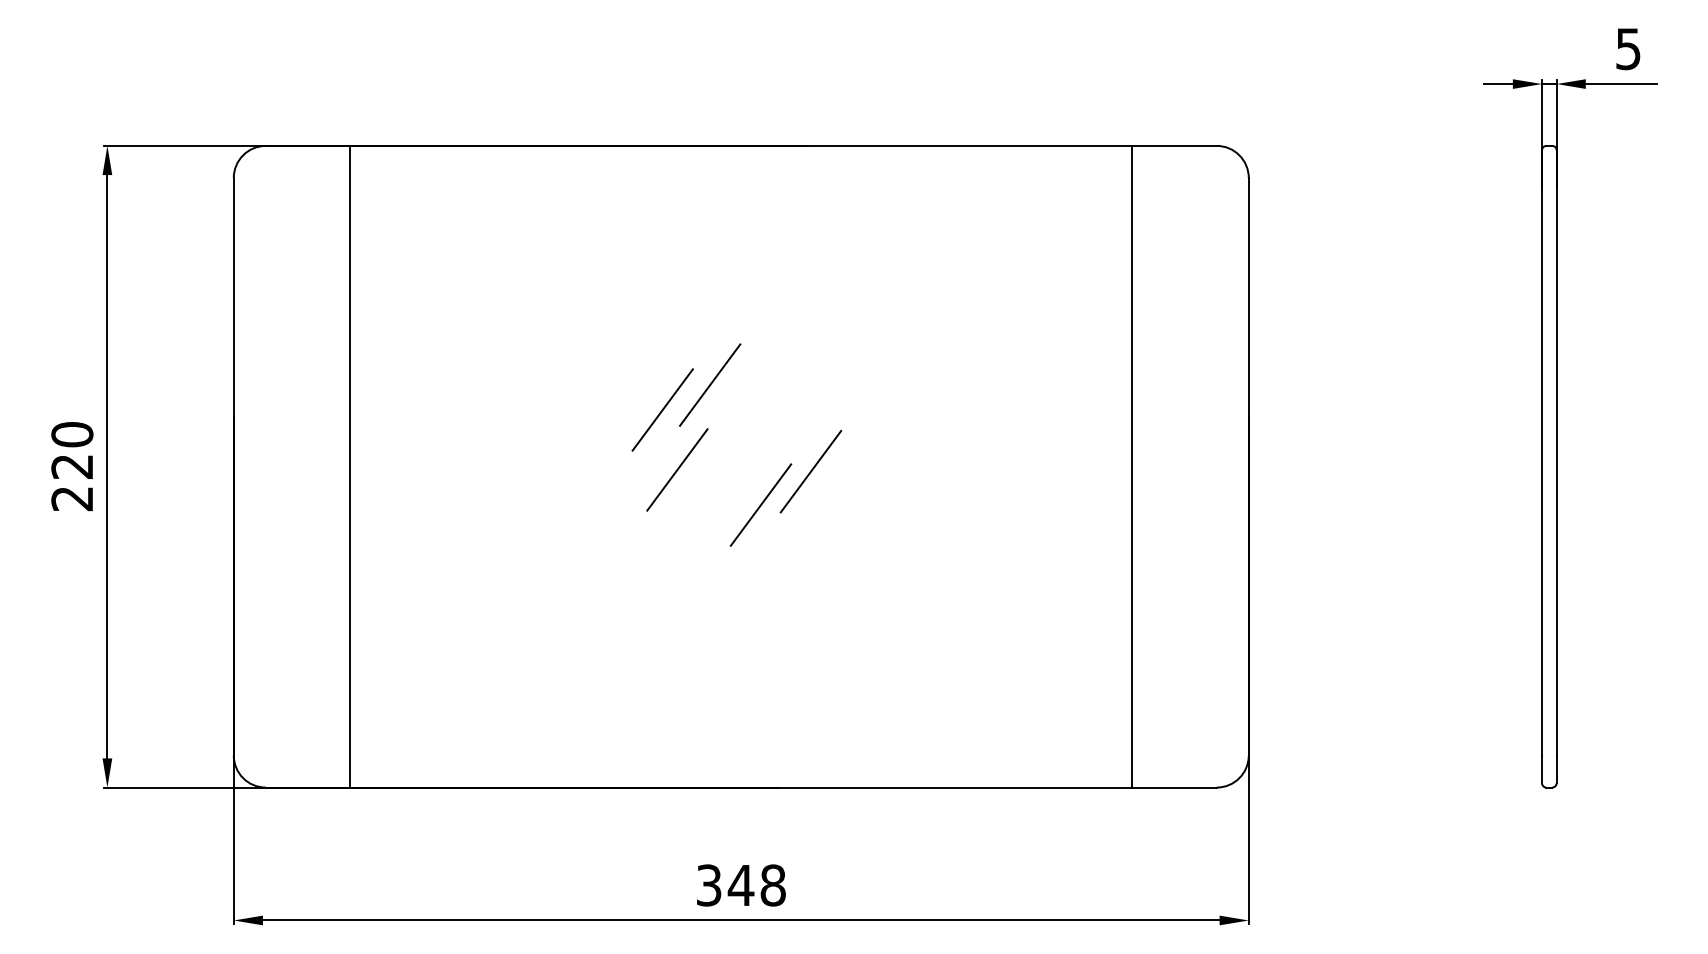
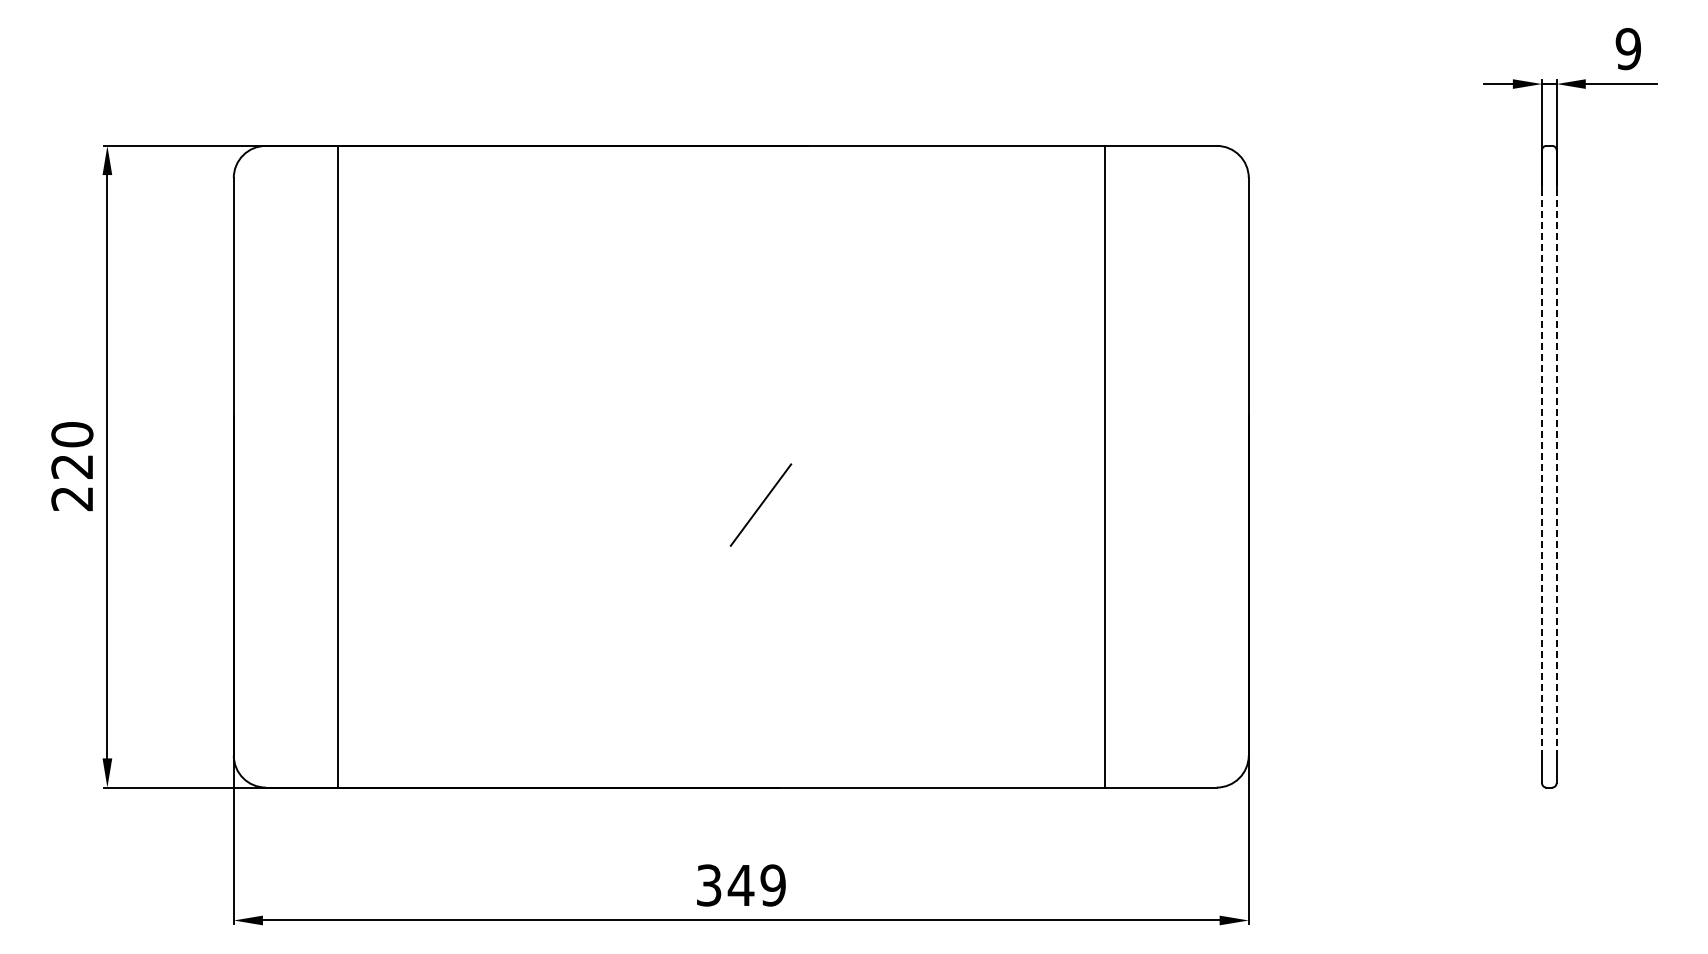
text: 5 -> 9 (1627, 48)
line: present -> none (709, 384)
line: present -> none (662, 409)
line position: (350, 465) -> (338, 465) (338, 465)
line position: (1132, 466) -> (1105, 466) (1105, 466)
line: solid -> dashed (1542, 466)
line: solid -> dashed (1556, 466)
line: present -> none (677, 469)
line: present -> none (810, 471)
text: 348 -> 349 (772, 885)
